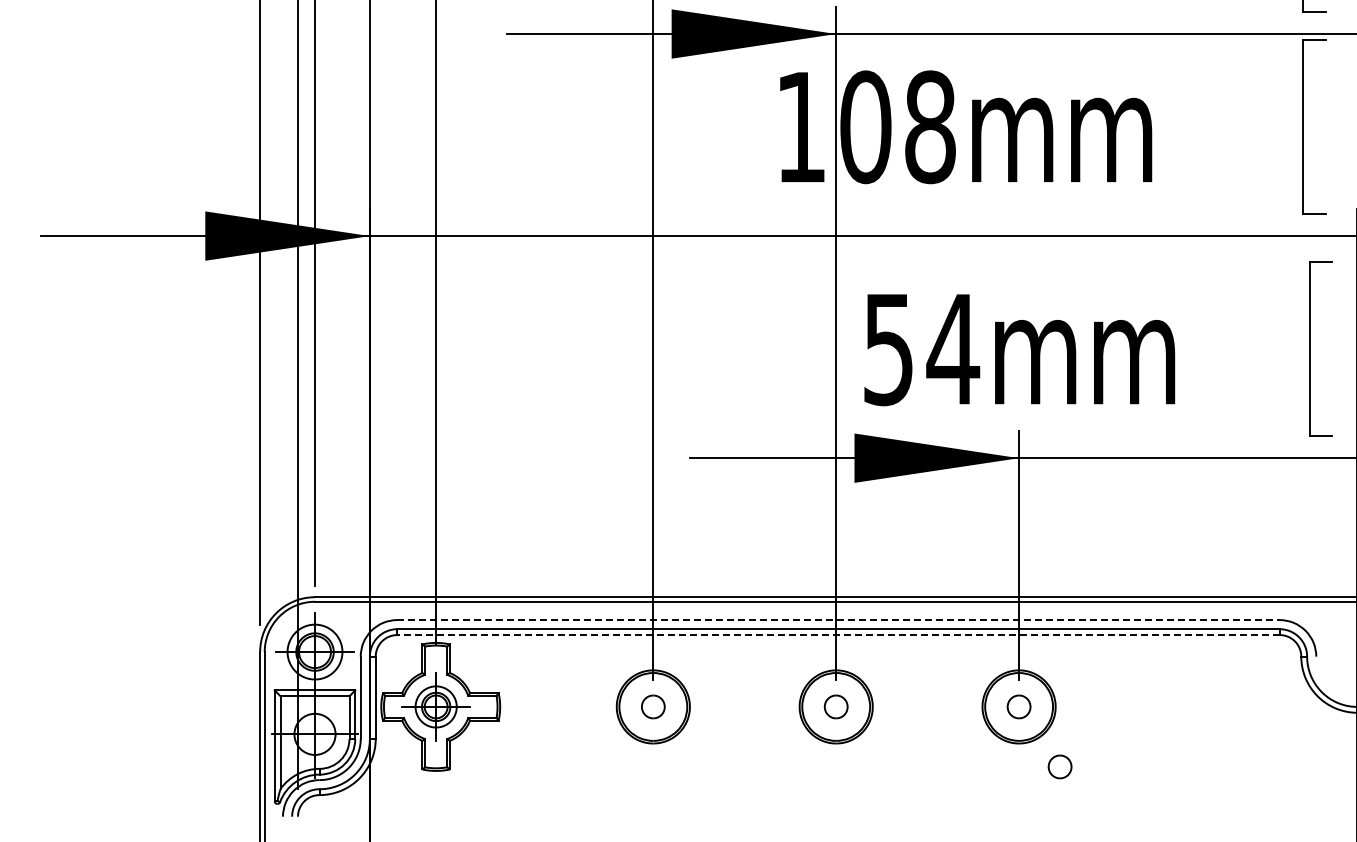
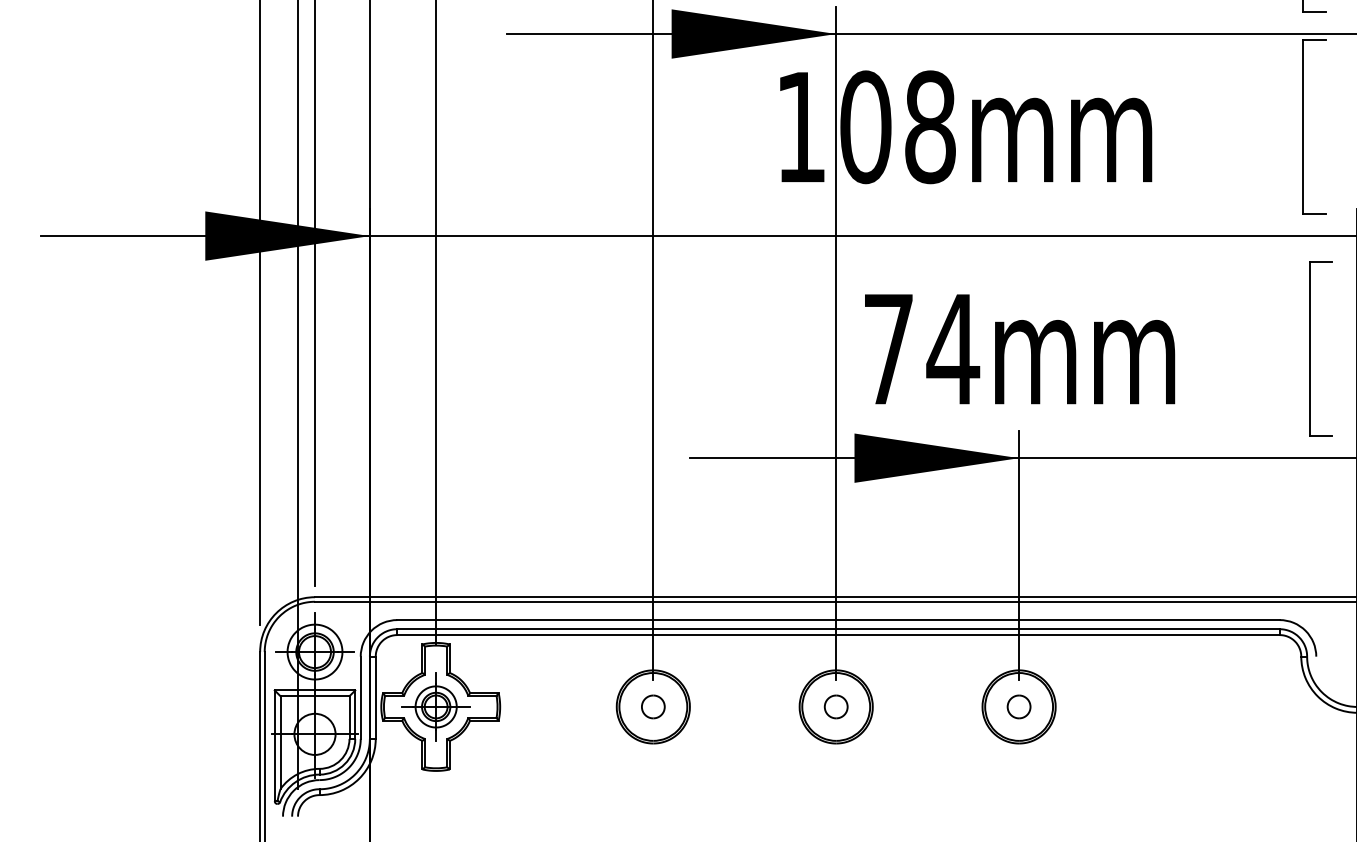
text: 54mm -> 74mm (888, 350)
line: dashed -> solid (839, 620)
line: dashed -> solid (838, 635)
part: present -> none (1059, 766)
